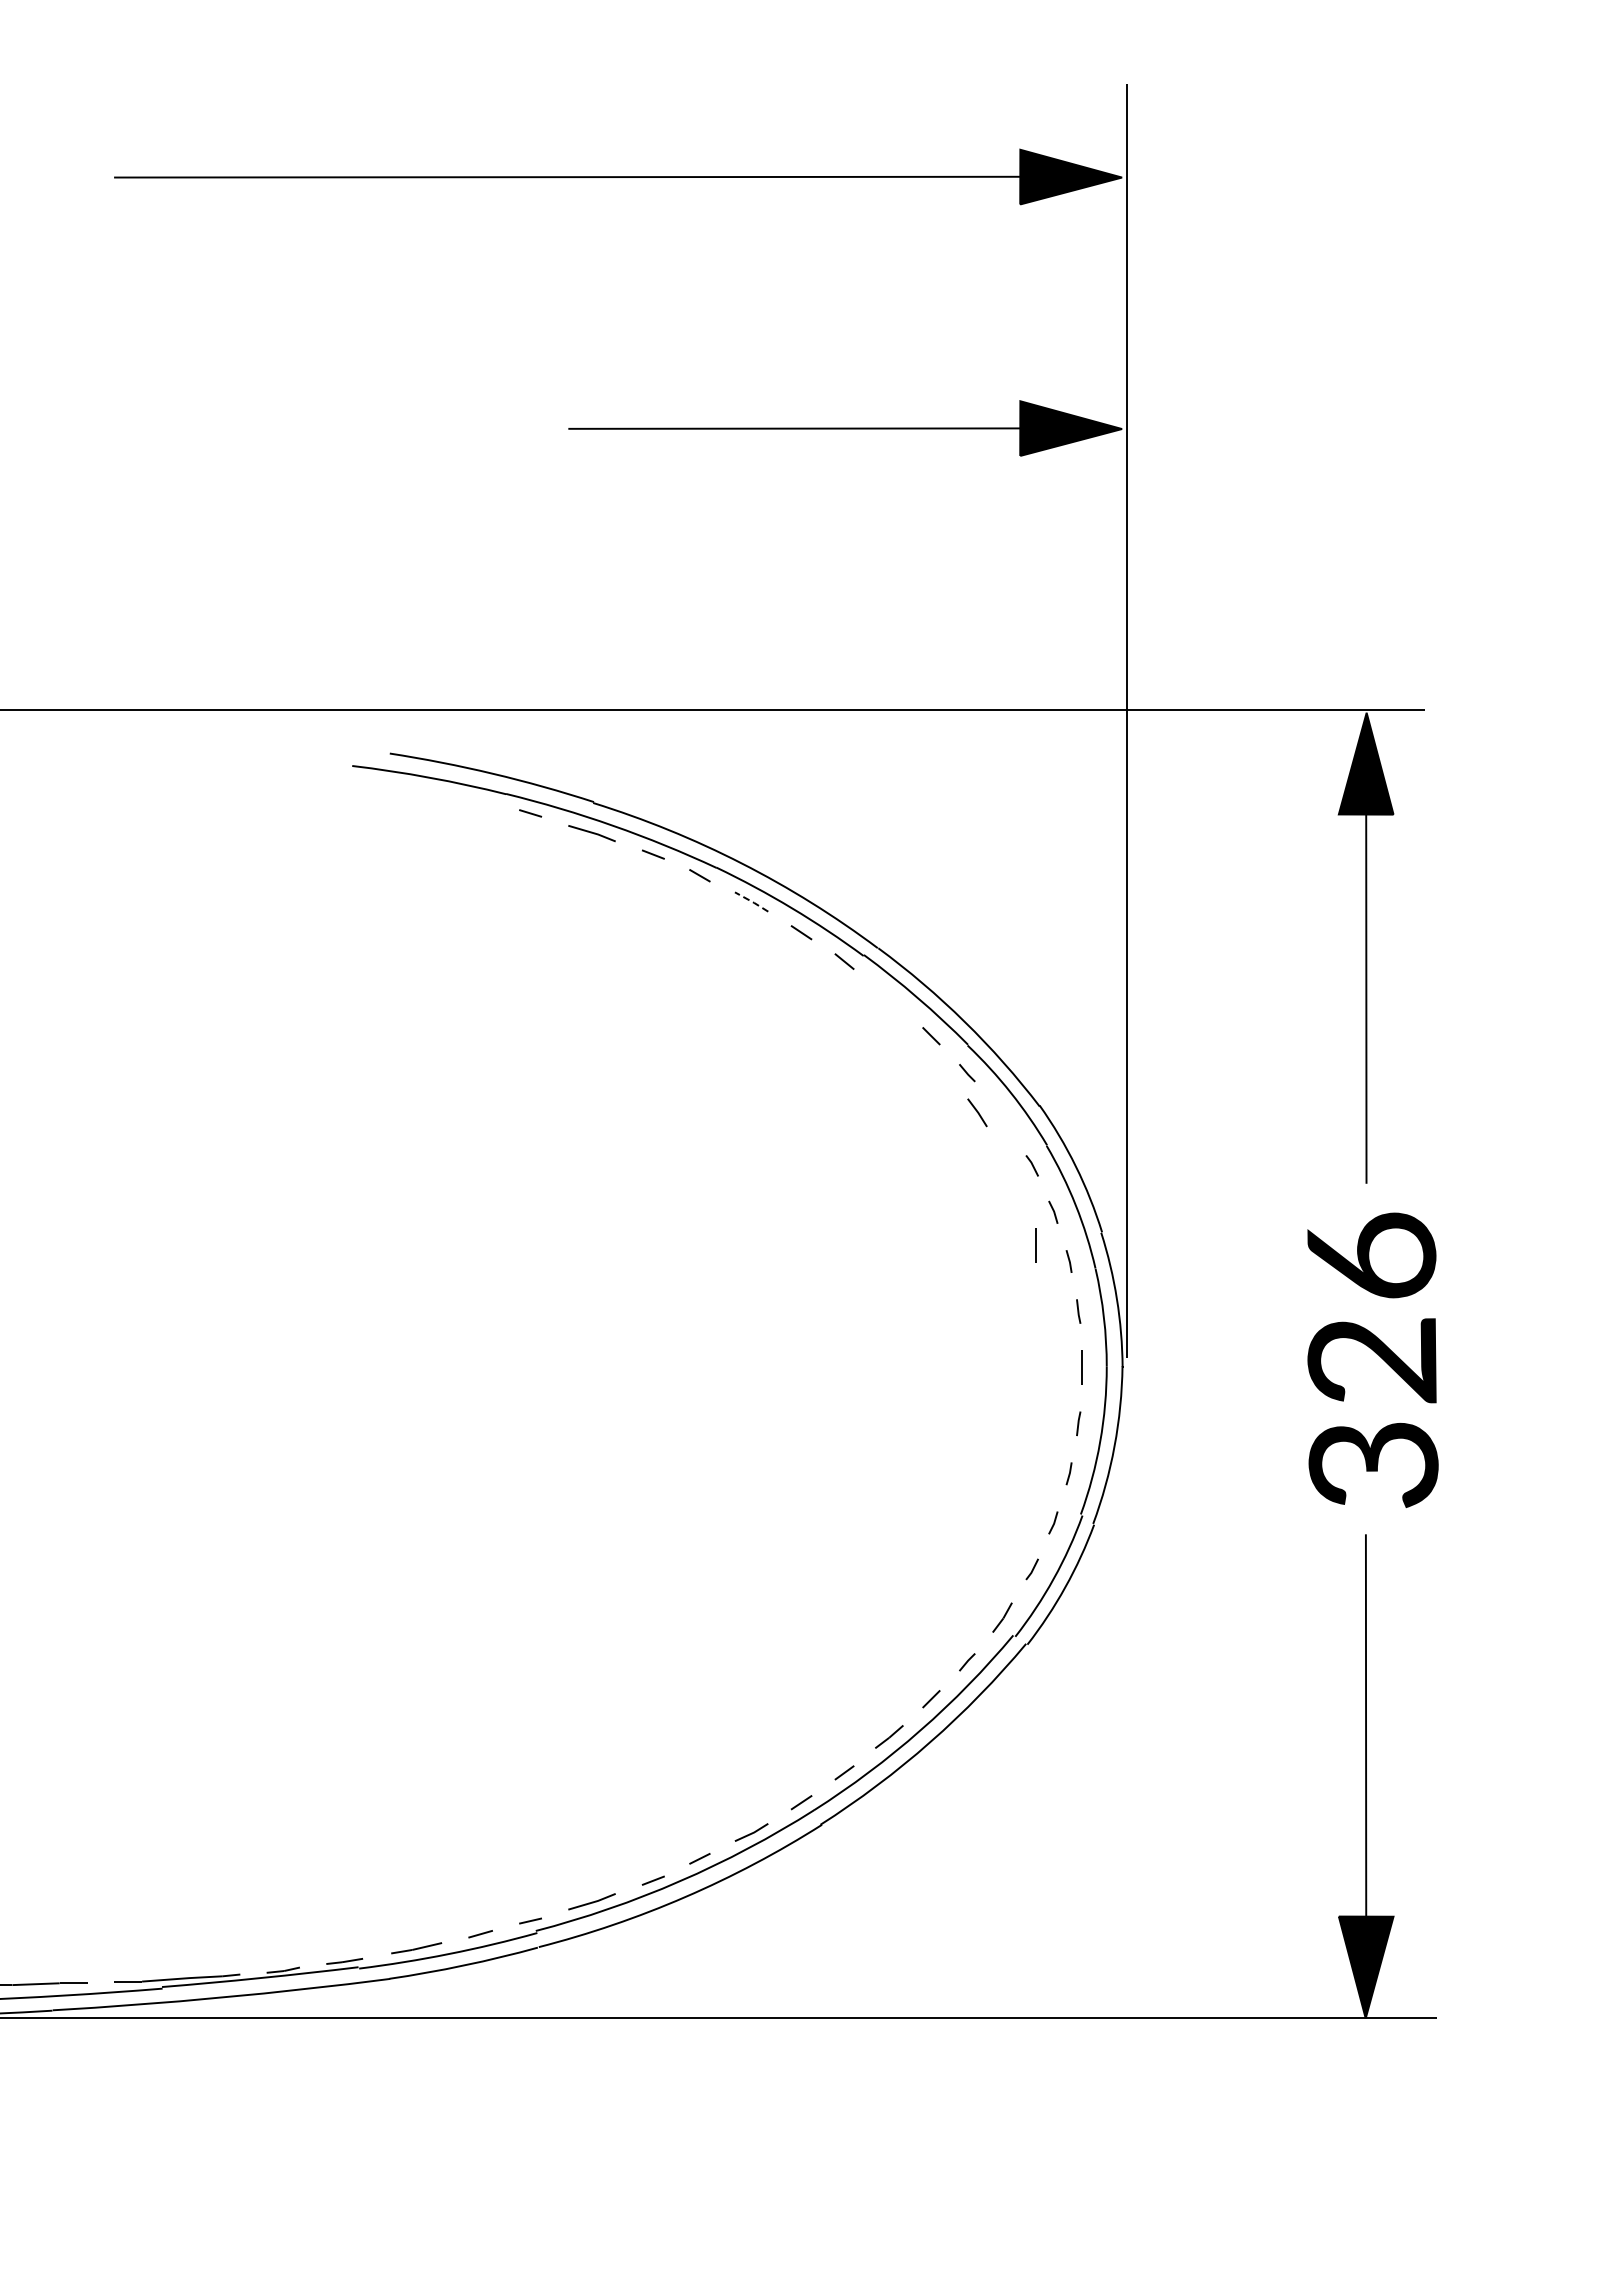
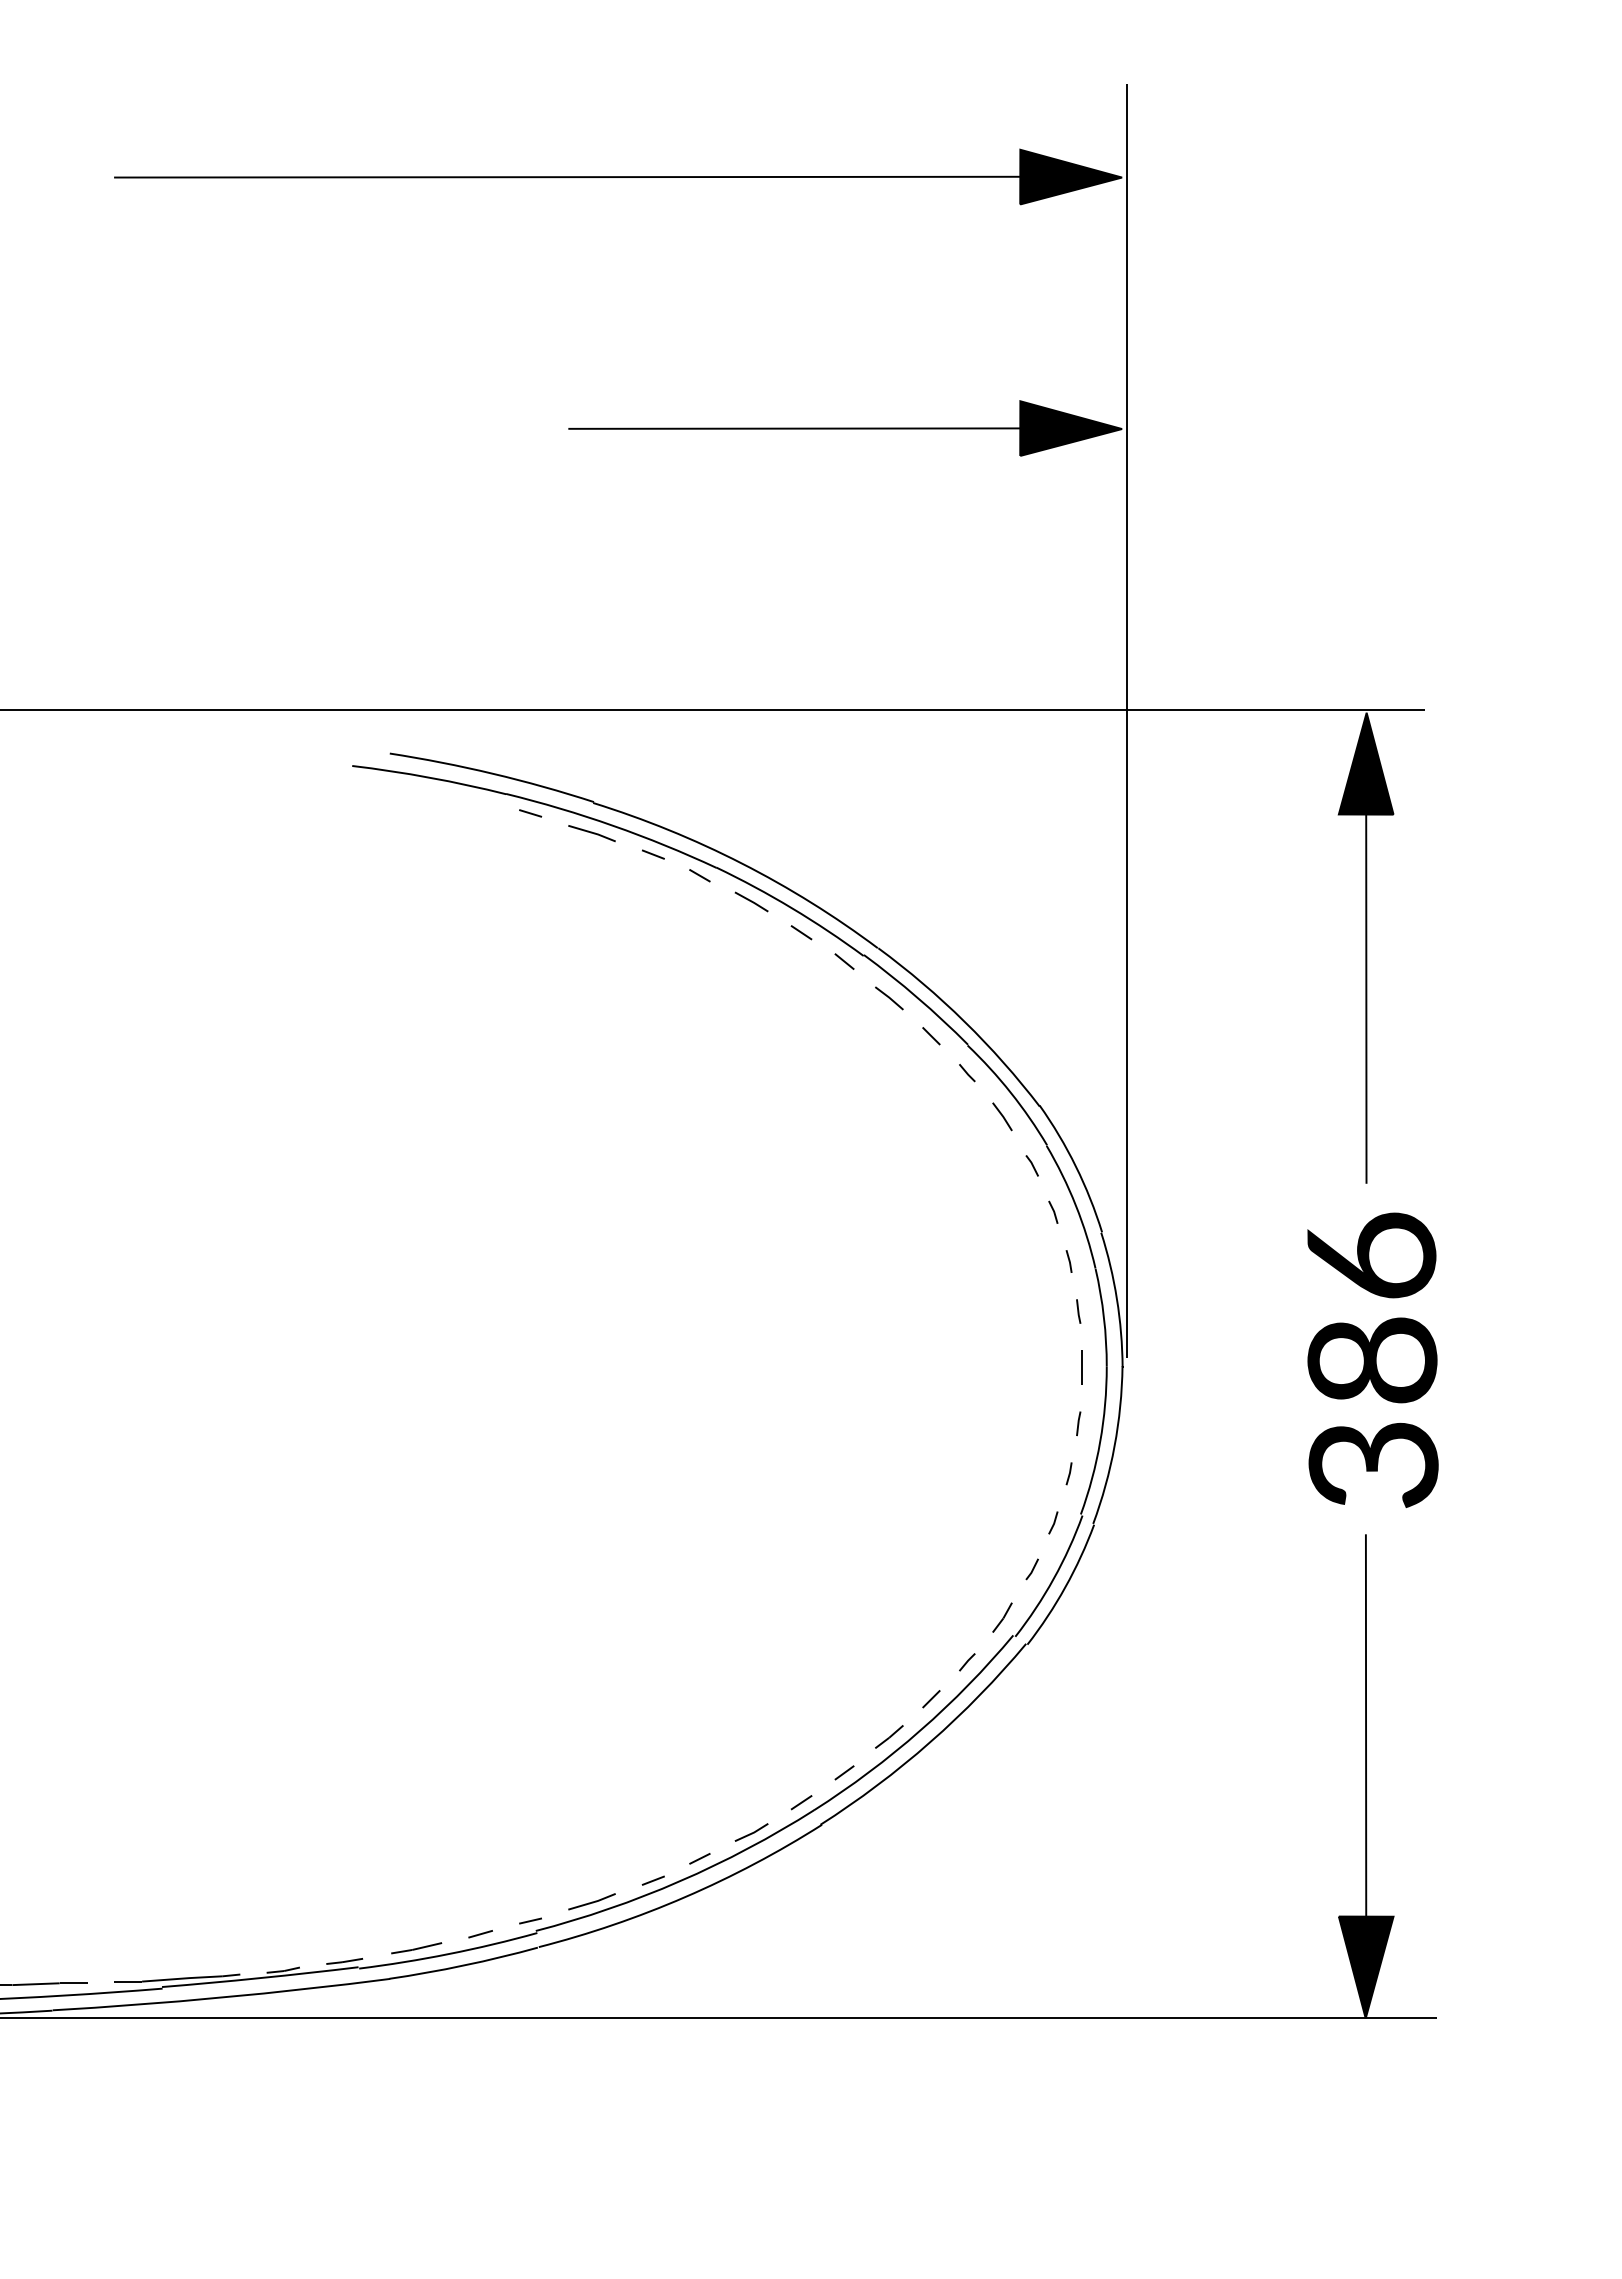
line: dashed -> solid (752, 901)
line: none -> present (889, 998)
line position: (977, 1112) -> (1002, 1116) (1002, 1116)
line: present -> none (1035, 1245)
text: 2 -> 8 (1372, 1360)
